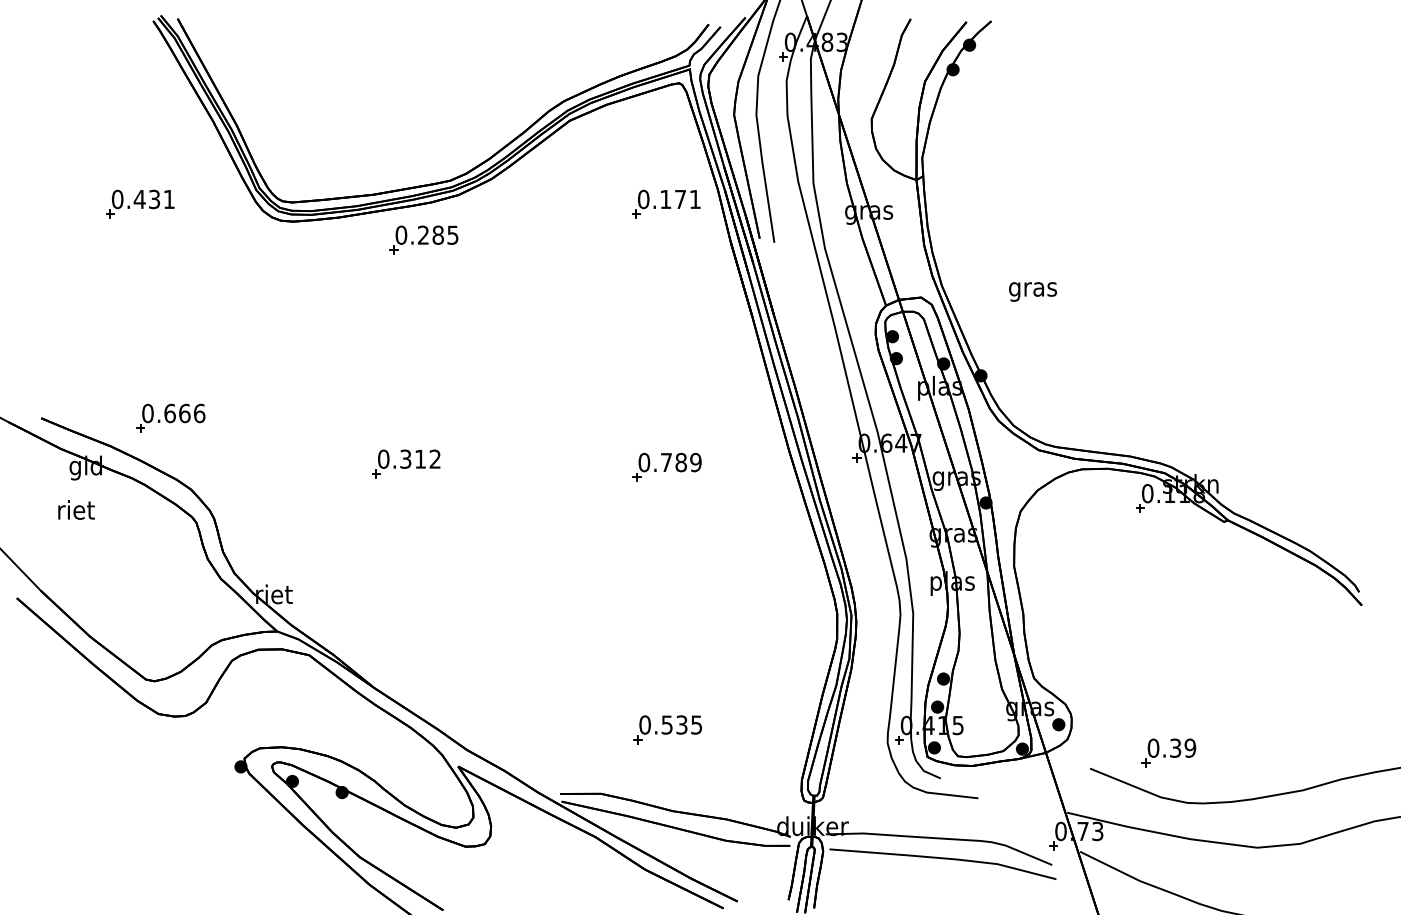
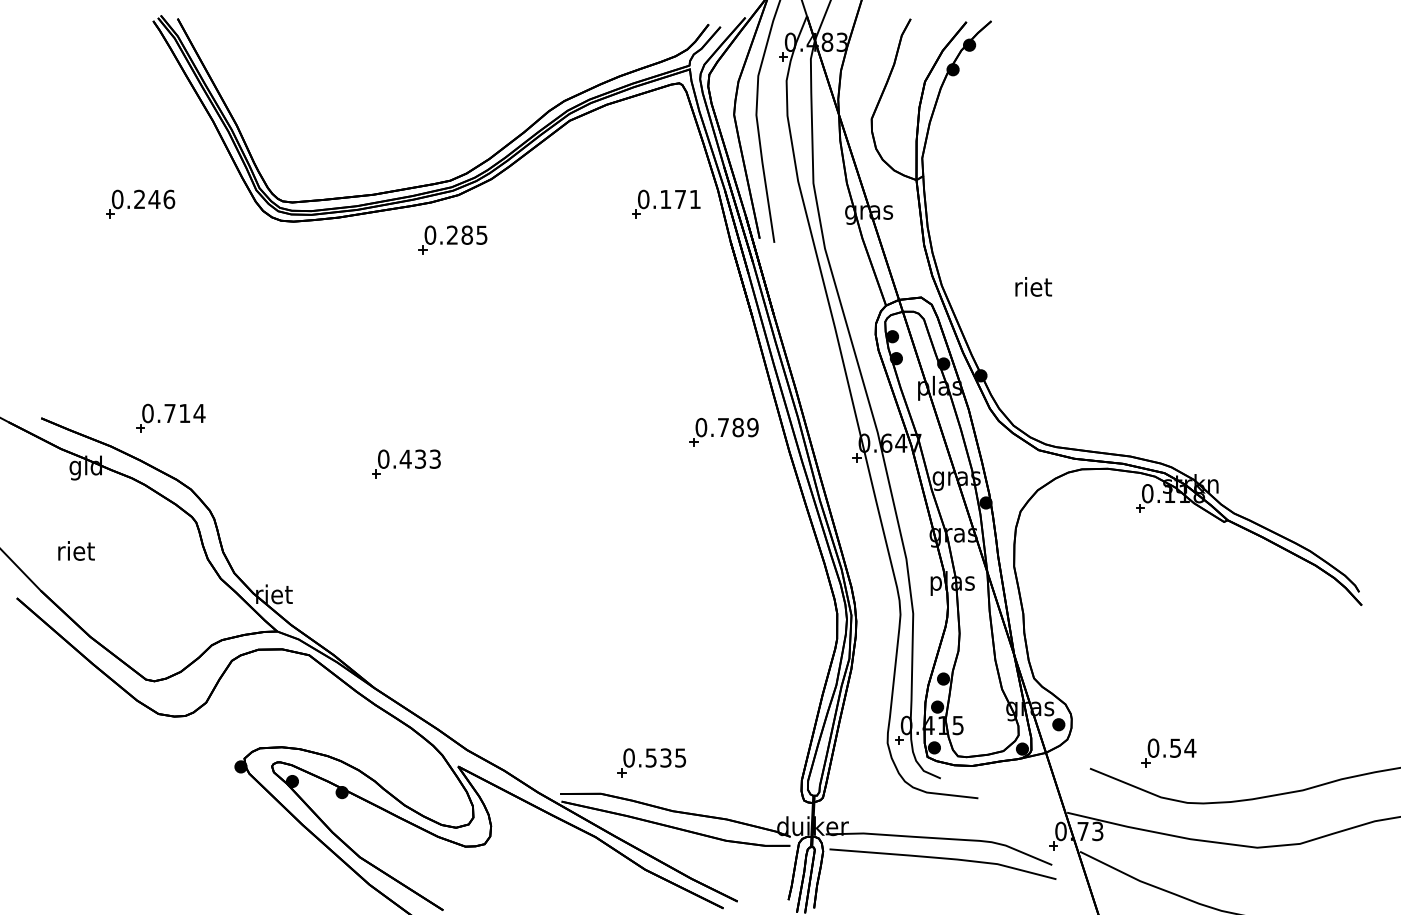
text: 0.431 -> 0.246 (154, 199)
part position: (423, 239) -> (452, 239) (452, 239)
text: gras -> riet (1033, 289)
text: 0.666 -> 0.714 (184, 413)
text: 0.312 -> 0.433 (419, 458)
part position: (666, 466) -> (723, 431) (723, 431)
text position: (76, 509) -> (76, 550) (76, 550)
part position: (667, 729) -> (651, 762) (651, 762)
text: 0.39 -> 0.54 (1183, 747)
